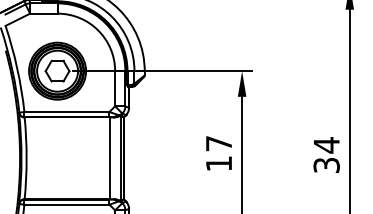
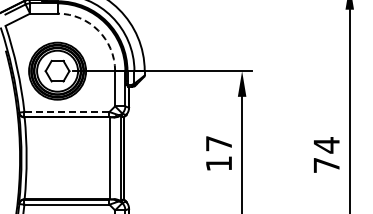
arc: solid -> dashed (98, 30)
line: solid -> dashed (66, 112)
text: 34 -> 74 (326, 165)
